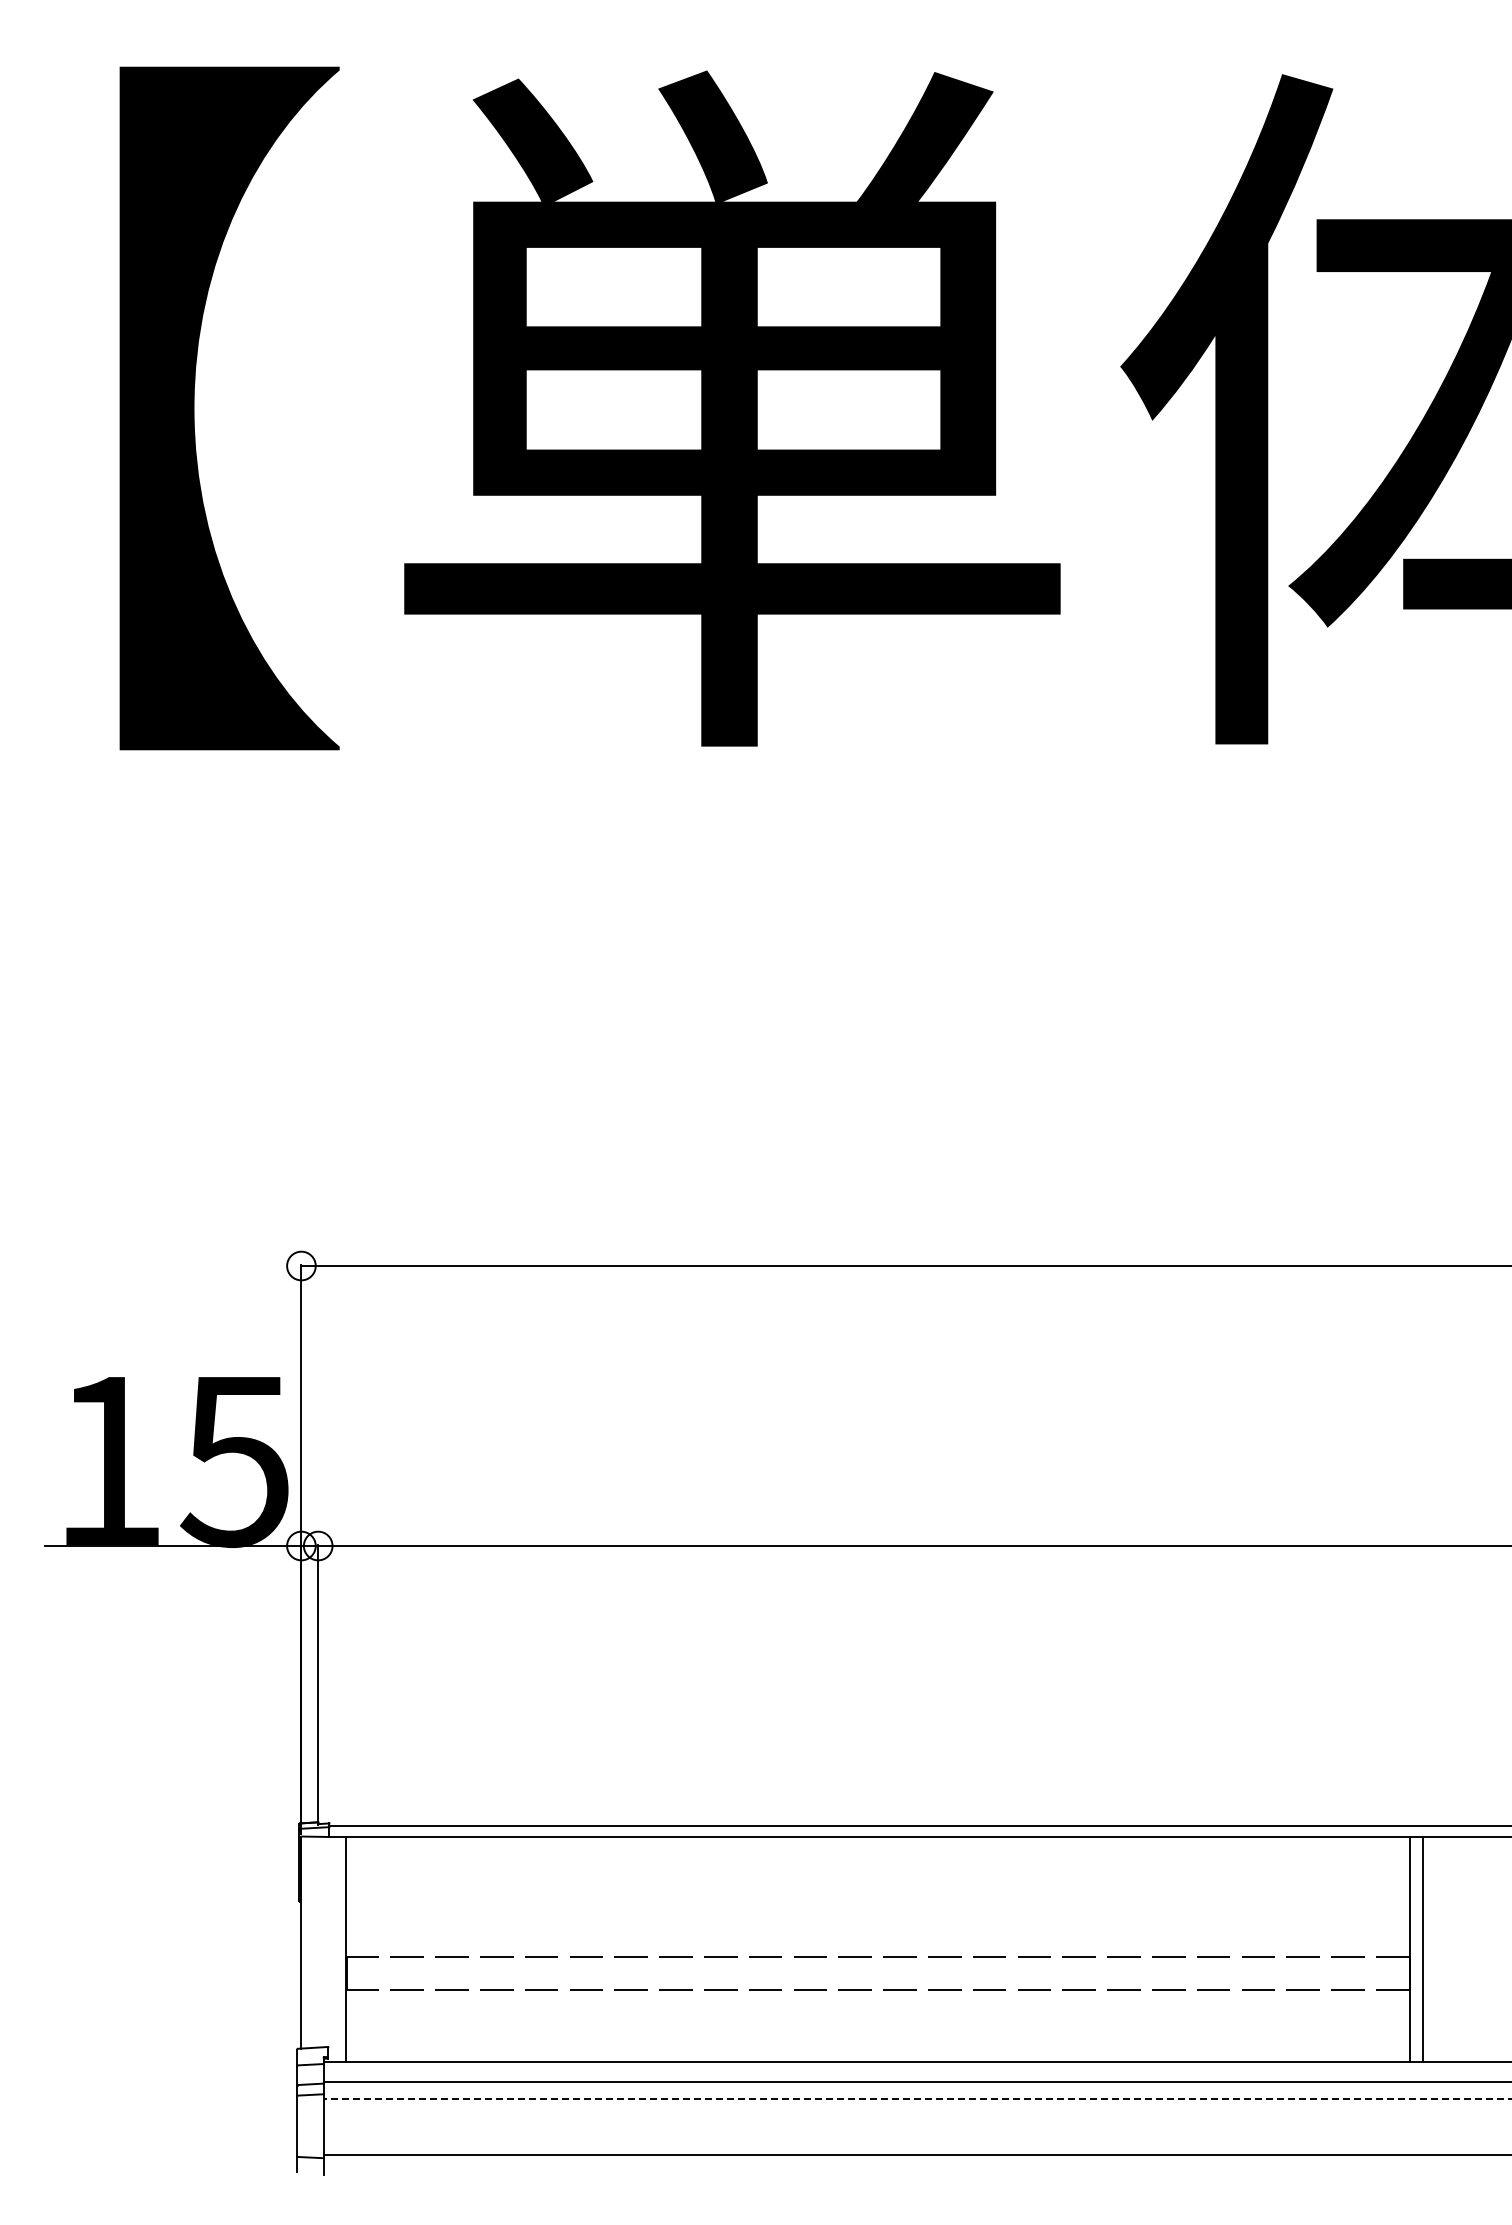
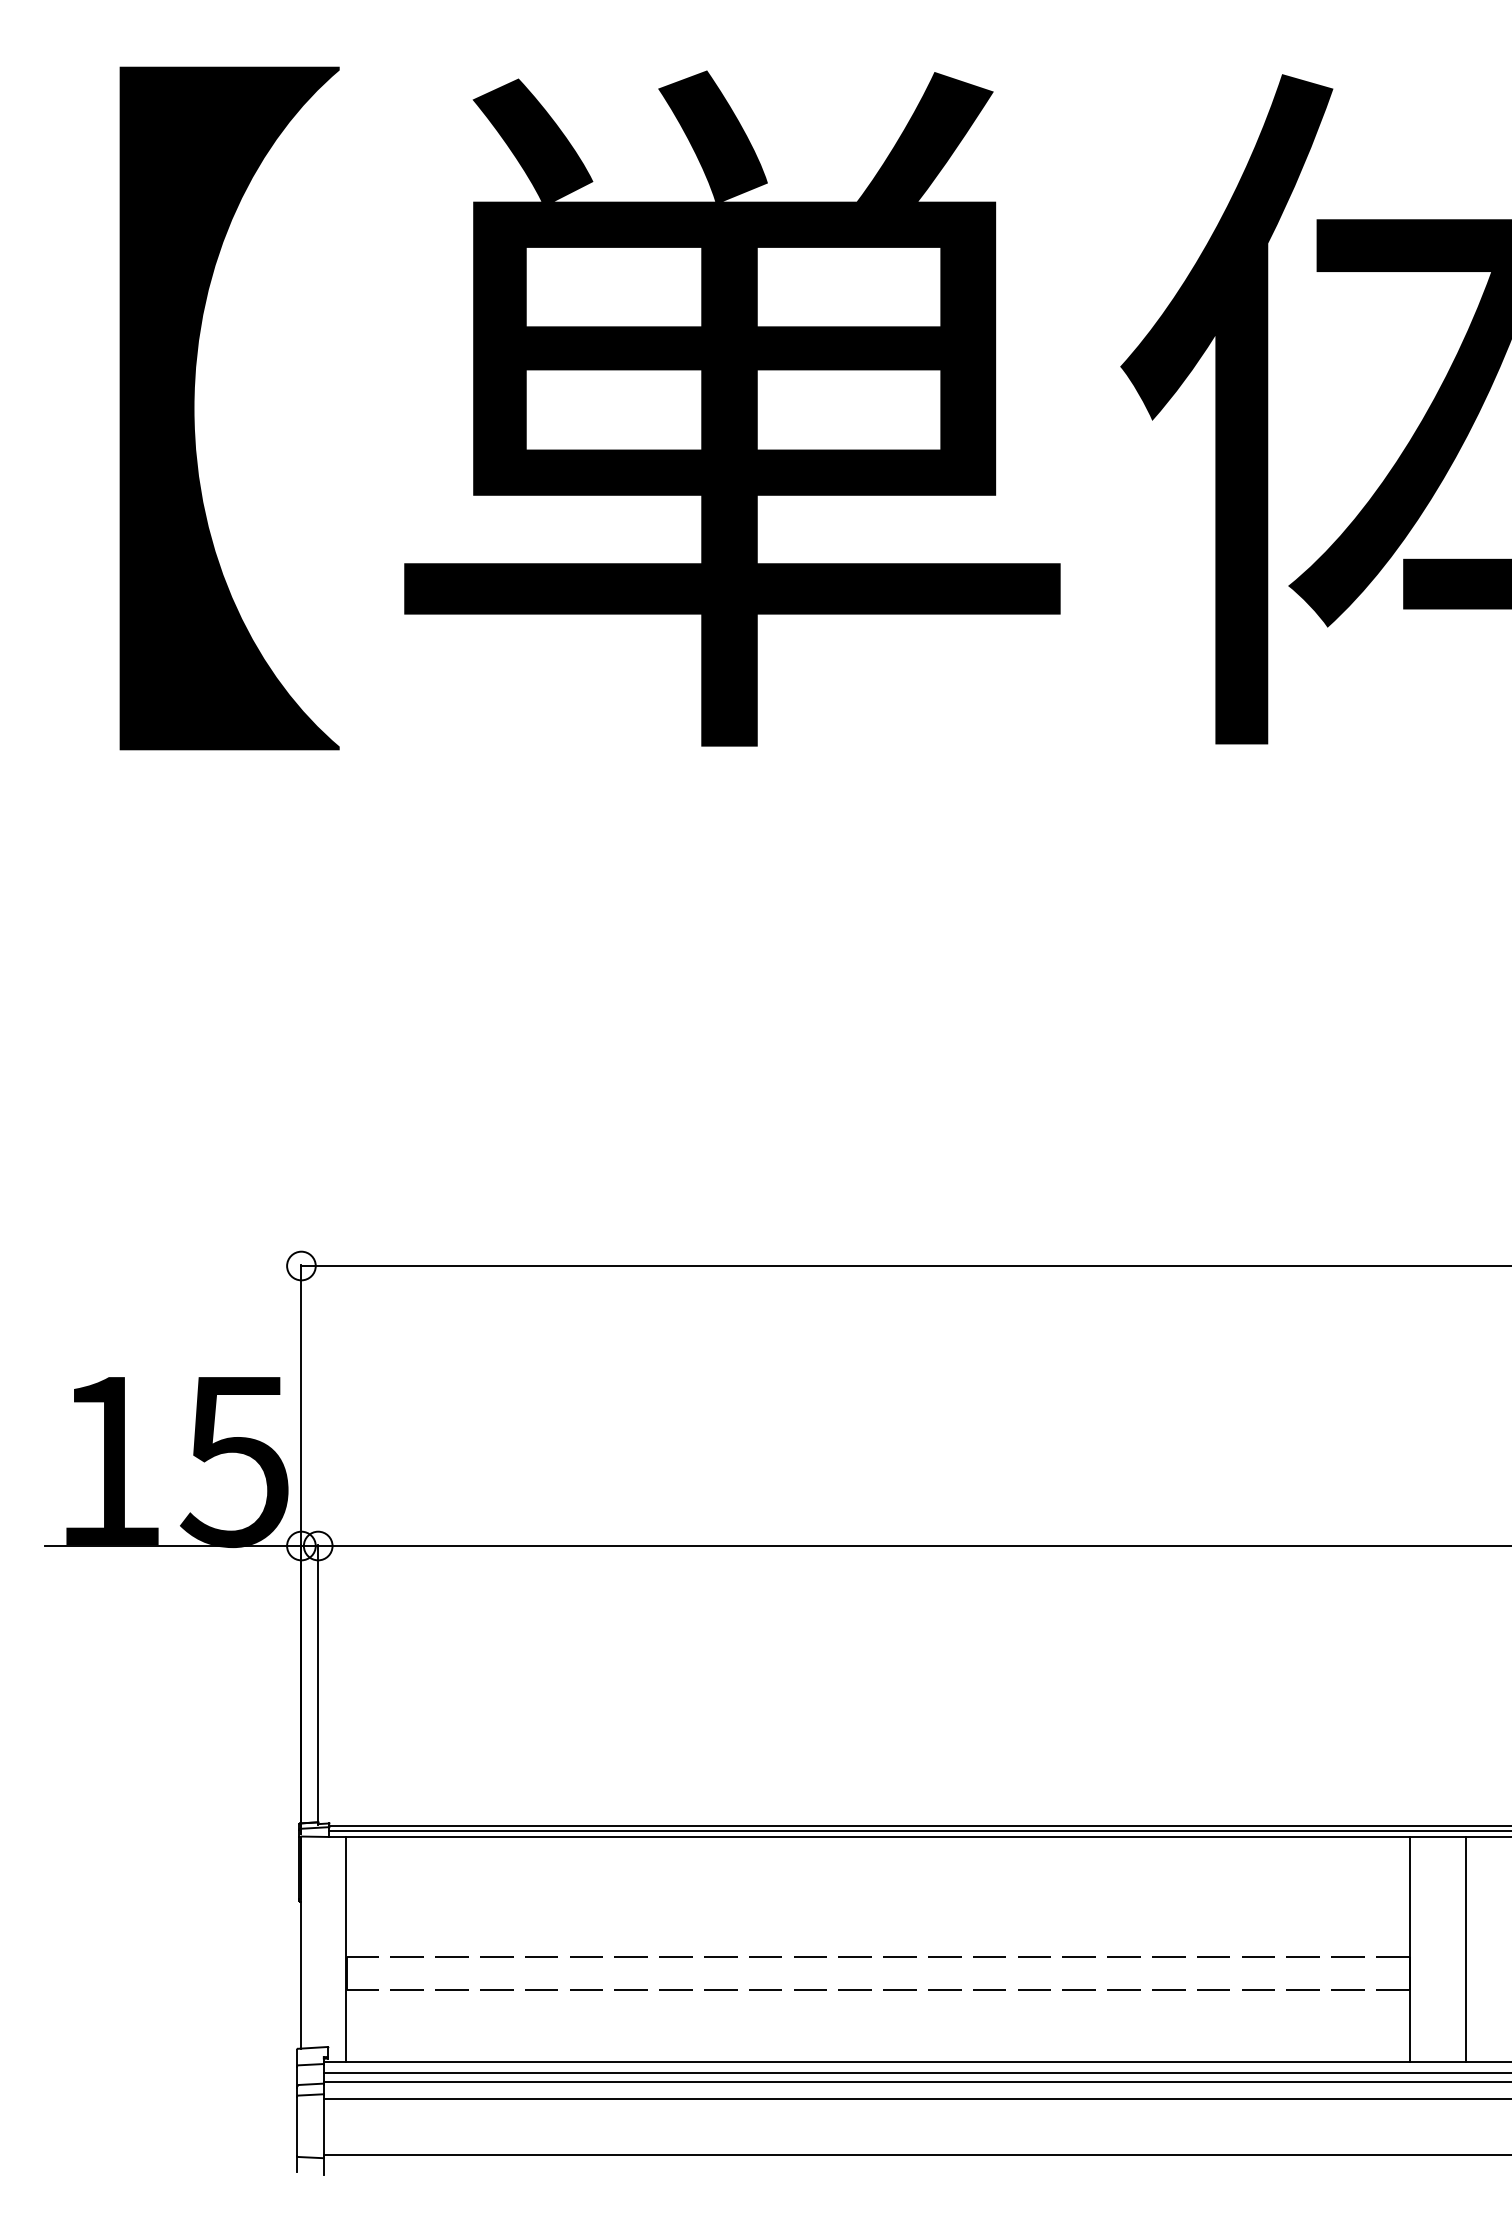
line: none -> present (918, 1830)
line position: (1423, 1948) -> (1466, 1948) (1466, 1948)
line: none -> present (915, 2073)
line: dashed -> solid (917, 2098)
